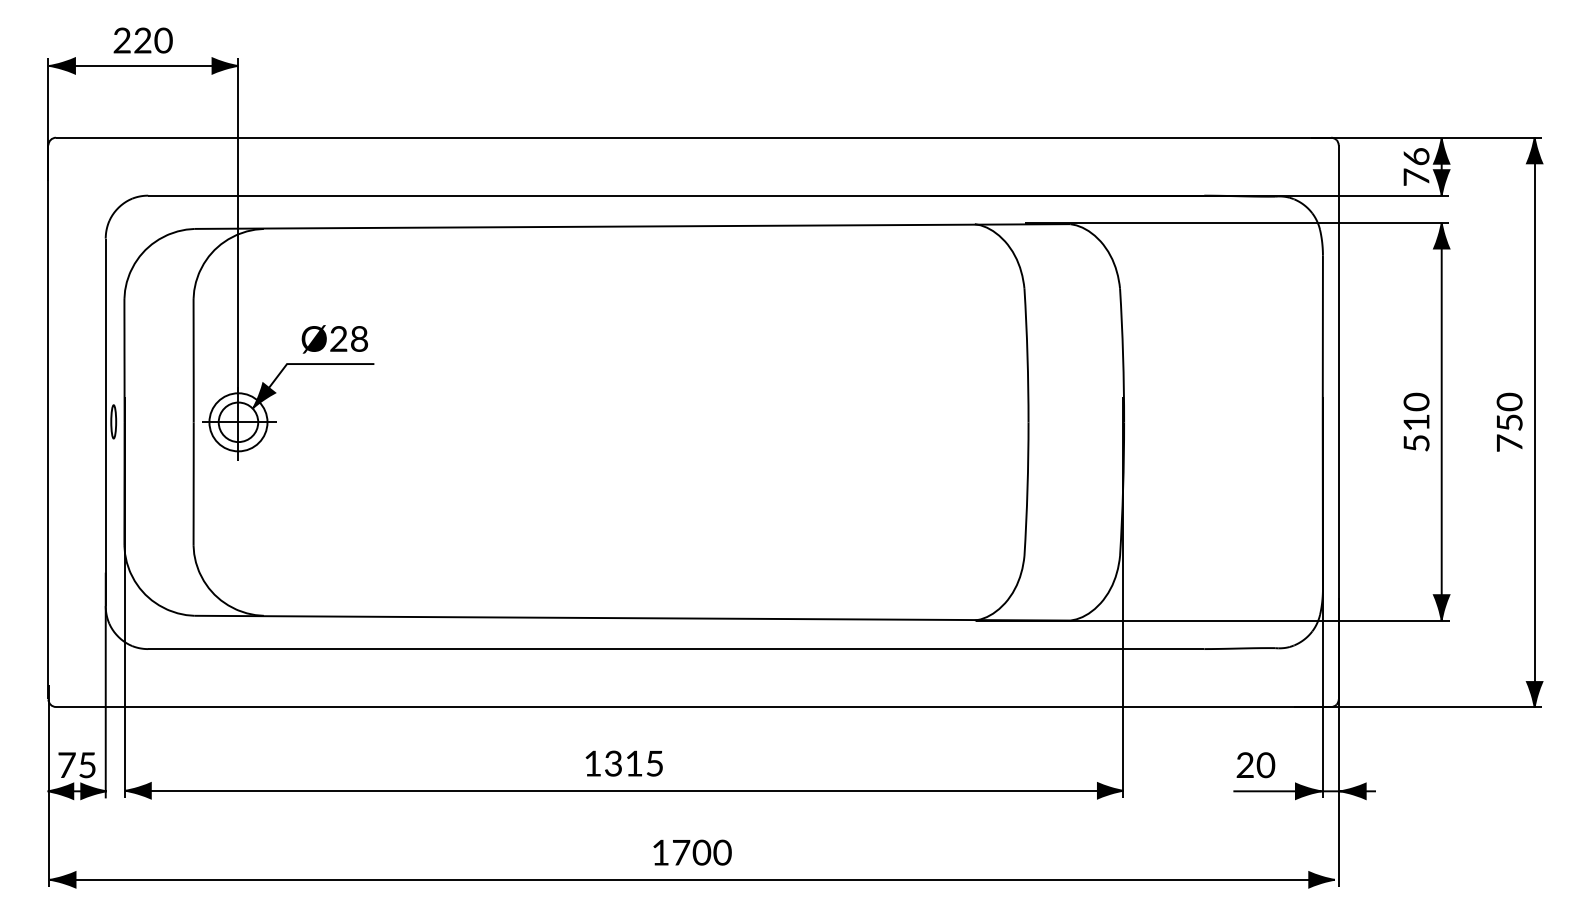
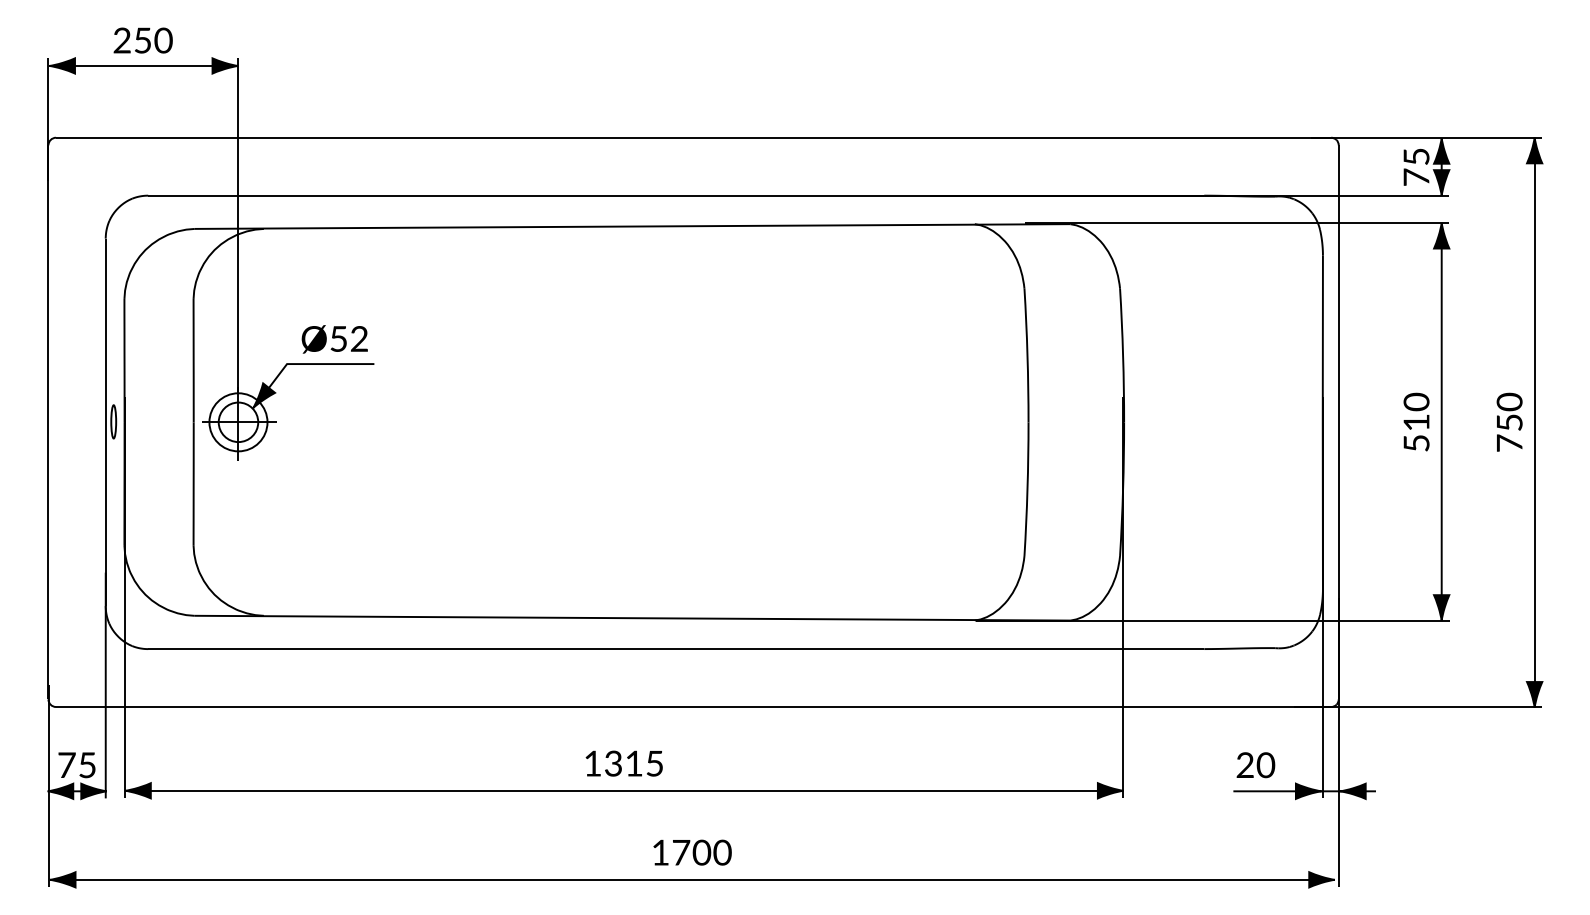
text: 220 -> 250 (142, 40)
text: 76 -> 75 (1416, 156)
text: Ø28 -> Ø52 (349, 338)
